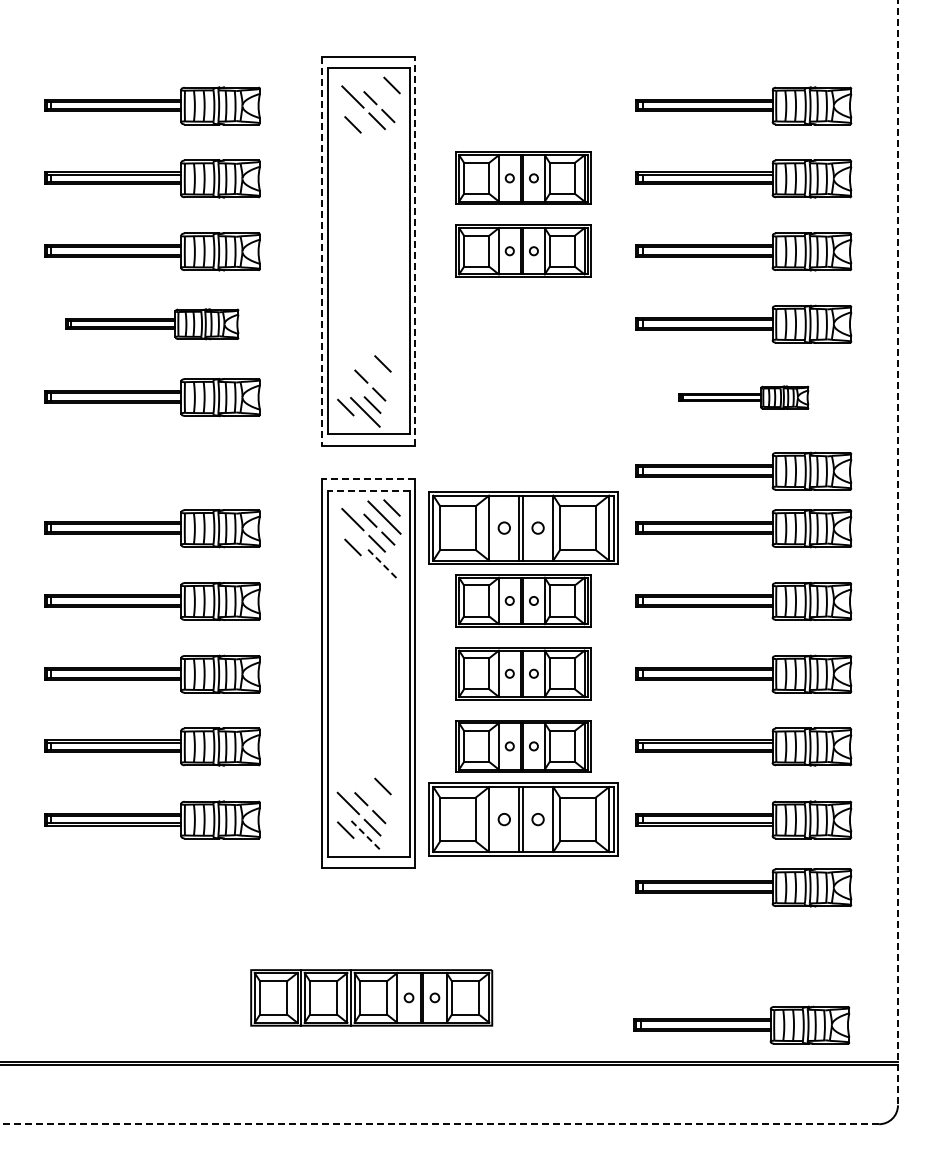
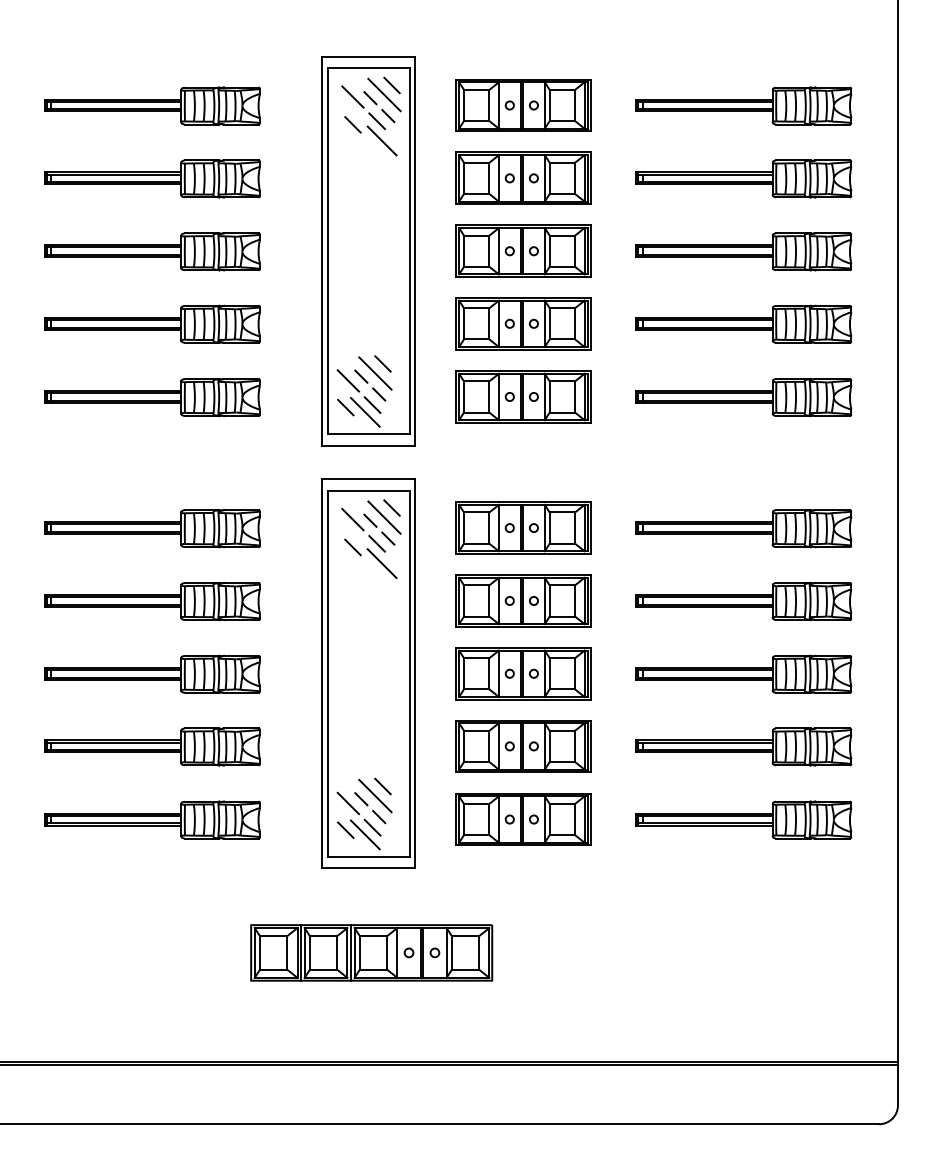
line: none -> present (384, 94)
part: none -> present (523, 105)
line: none -> present (381, 140)
line: dashed -> solid (415, 250)
line: dashed -> solid (321, 251)
part: none -> present (523, 323)
part size: 175x33 px -> 217x40 px (152, 323)
line: none -> present (375, 373)
line: none -> present (348, 380)
part: none -> present (523, 396)
part size: 132x25 px -> 218x40 px (743, 397)
part: present -> none (743, 470)
line: dashed -> solid (368, 479)
line: dashed -> solid (368, 490)
part size: 191x74 px -> 137x54 px (523, 527)
line: dashed -> solid (897, 553)
line: dashed -> solid (381, 563)
line: none -> present (375, 795)
part size: 191x75 px -> 137x53 px (523, 819)
line: dashed -> solid (365, 834)
part: present -> none (743, 887)
part position: (371, 997) -> (371, 952) (371, 952)
part: present -> none (741, 1024)
line: dashed -> solid (439, 1124)
